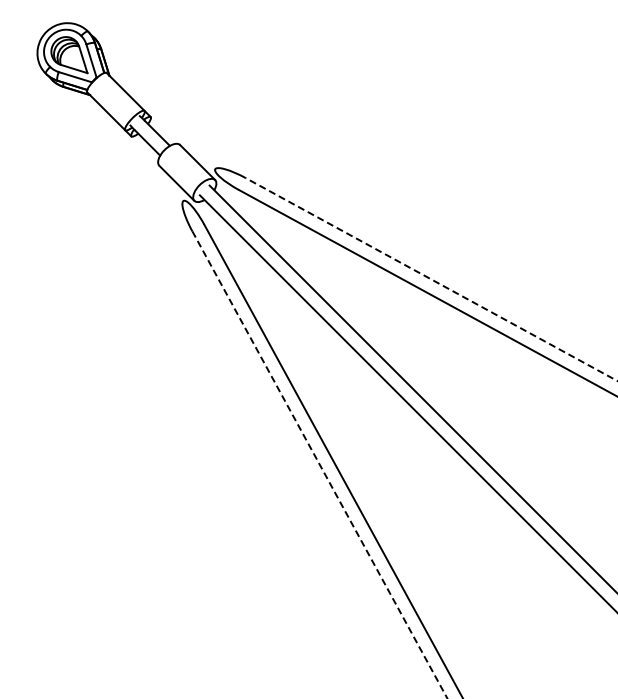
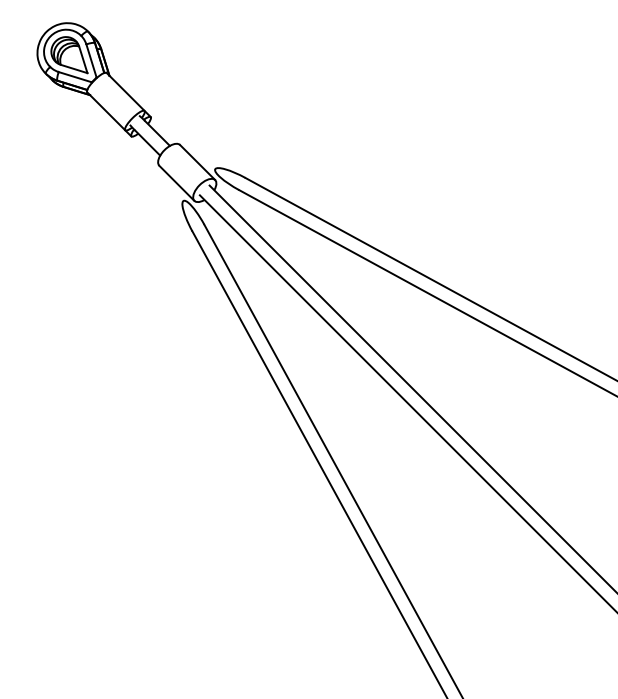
line: dashed -> solid (431, 279)
line: dashed -> solid (319, 464)
